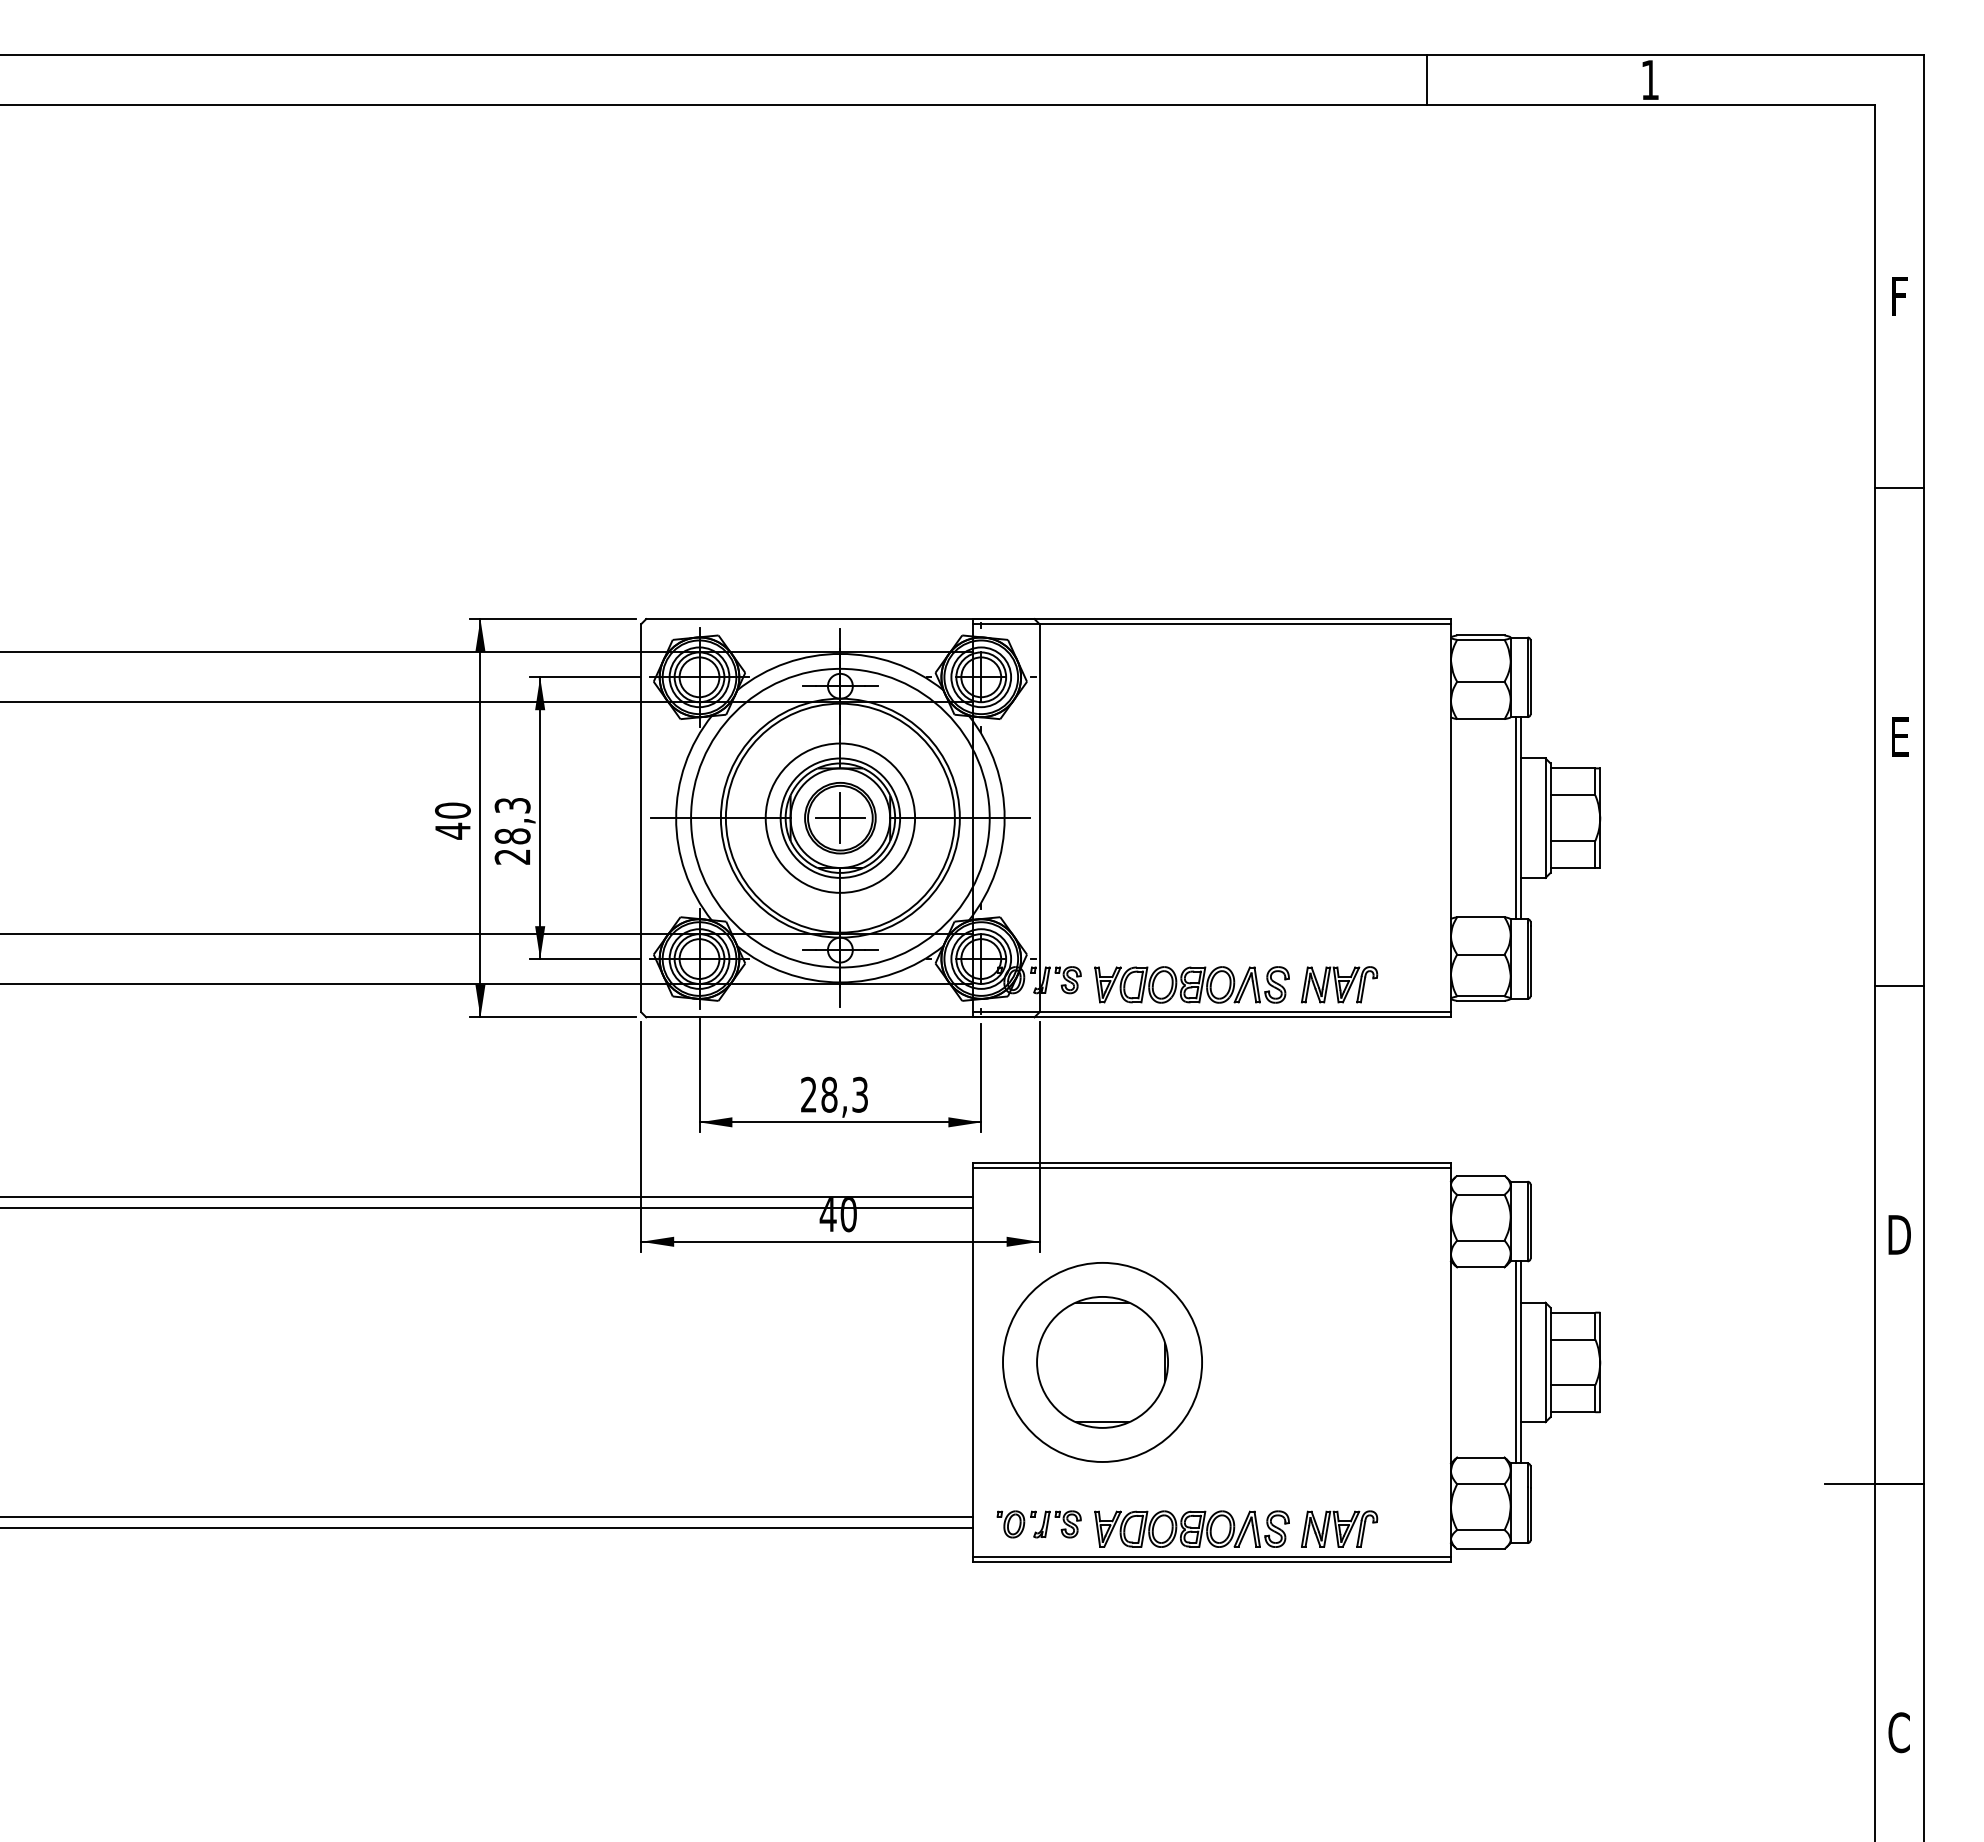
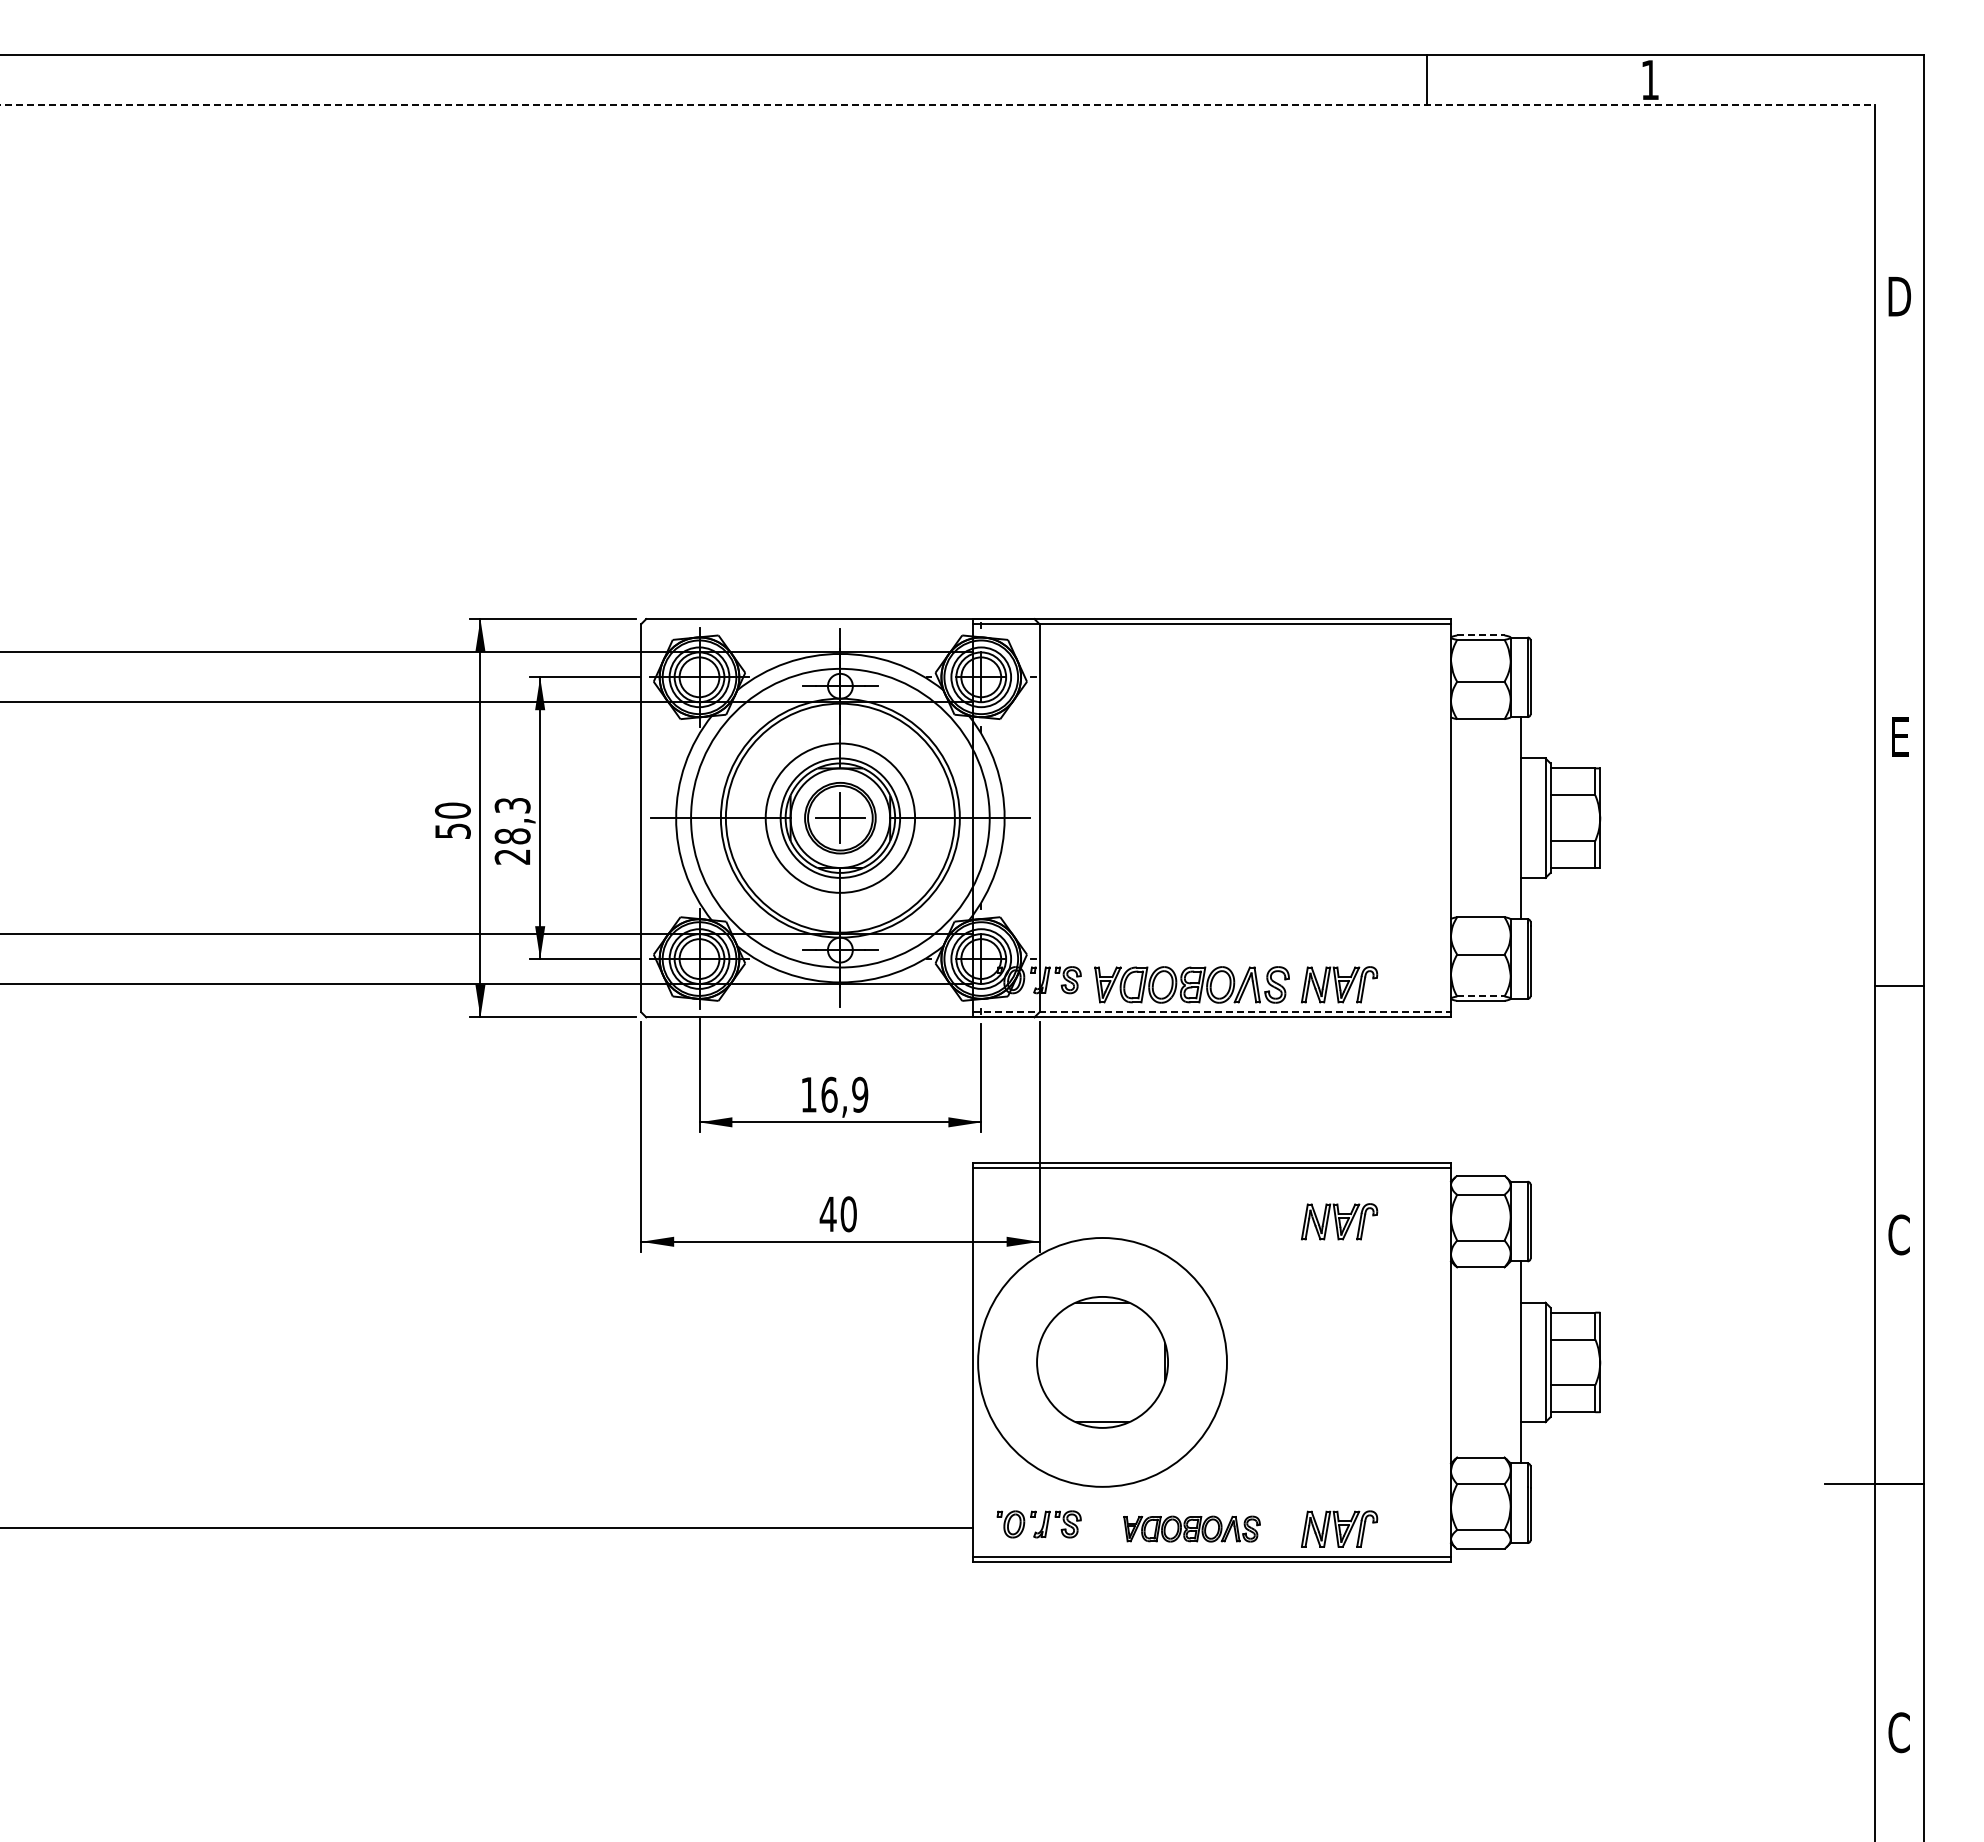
line: solid -> dashed (937, 104)
text: F -> D (1899, 296)
line: present -> none (1899, 488)
line: solid -> dashed (1480, 635)
line: present -> none (1515, 818)
text: 40 -> 50 (452, 830)
line: solid -> dashed (1480, 996)
line: solid -> dashed (1212, 1012)
text: 28,3 -> 16,9 (834, 1094)
line: present -> none (487, 1196)
line: present -> none (487, 1208)
part: none -> present (1339, 1221)
text: D -> C (1899, 1234)
circle diameter: 199 px -> 249 px (1102, 1361)
line: present -> none (1515, 1362)
line: present -> none (487, 1516)
part size: 196x38 px -> 138x28 px (1191, 1528)
